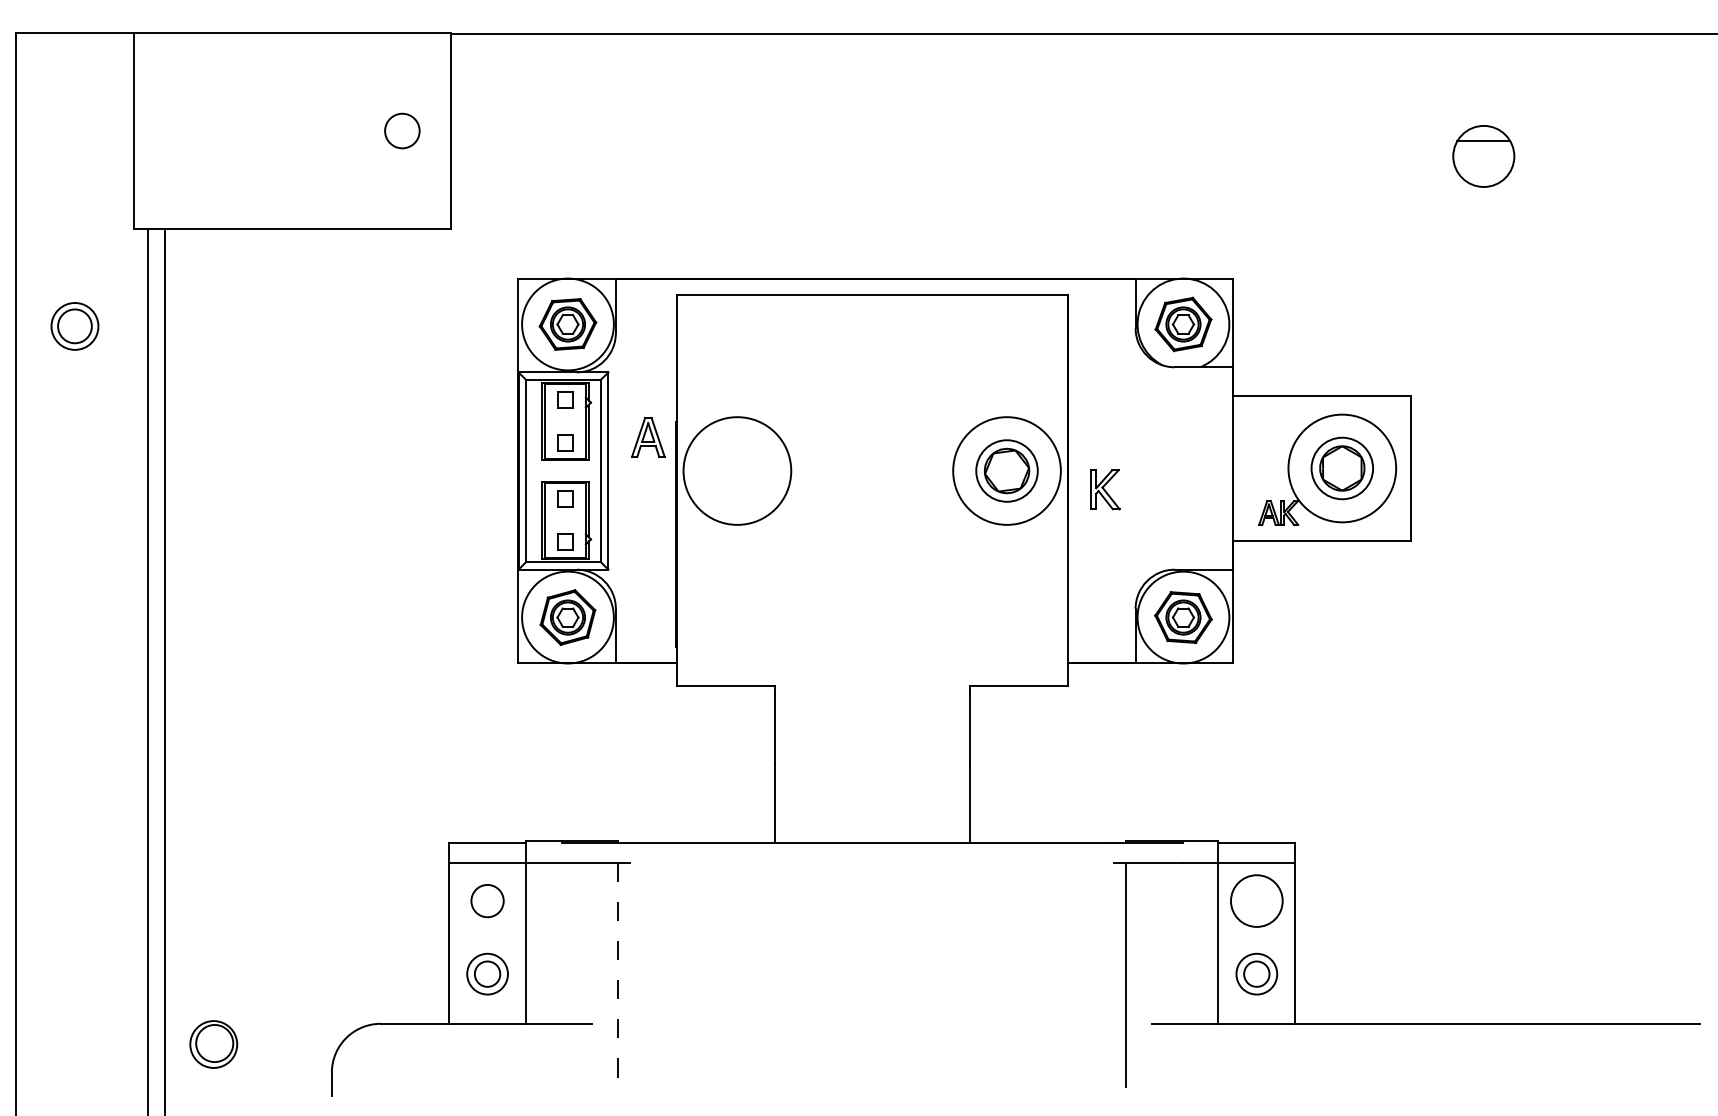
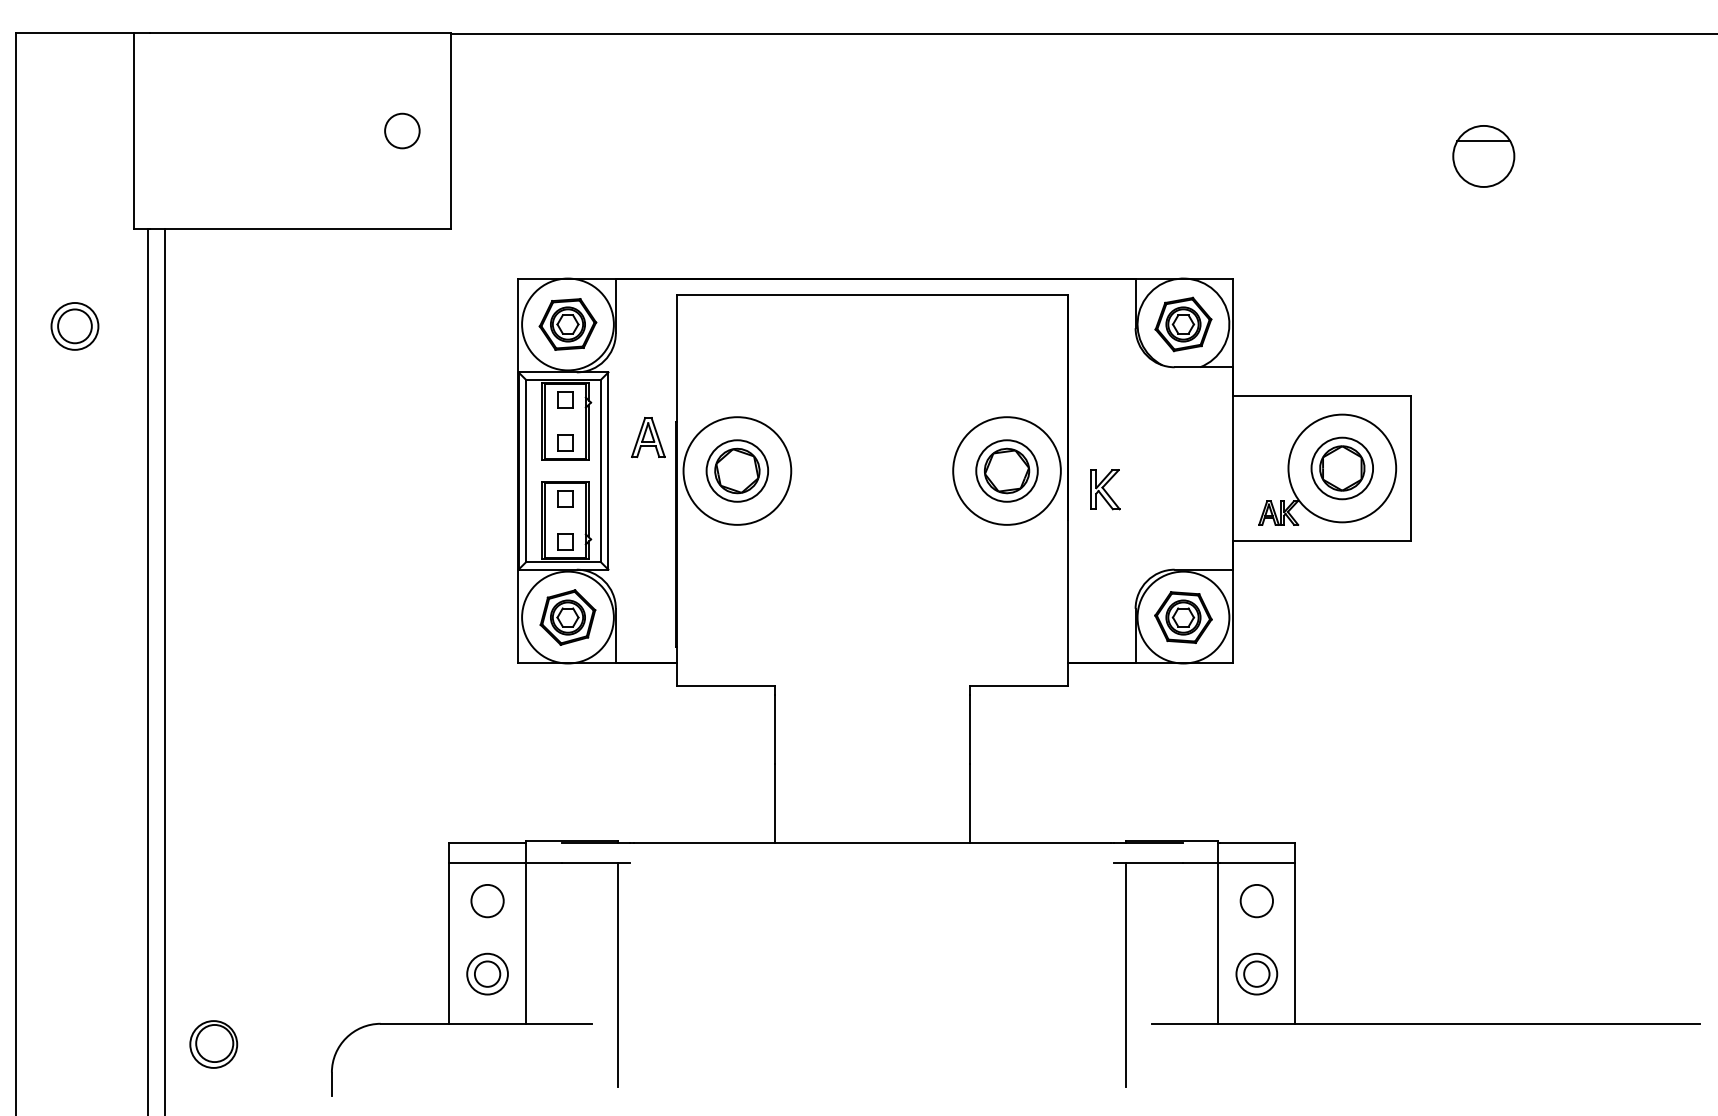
part: none -> present (736, 470)
circle diameter: 52 px -> 32 px (1256, 900)
line: dashed -> solid (618, 975)
